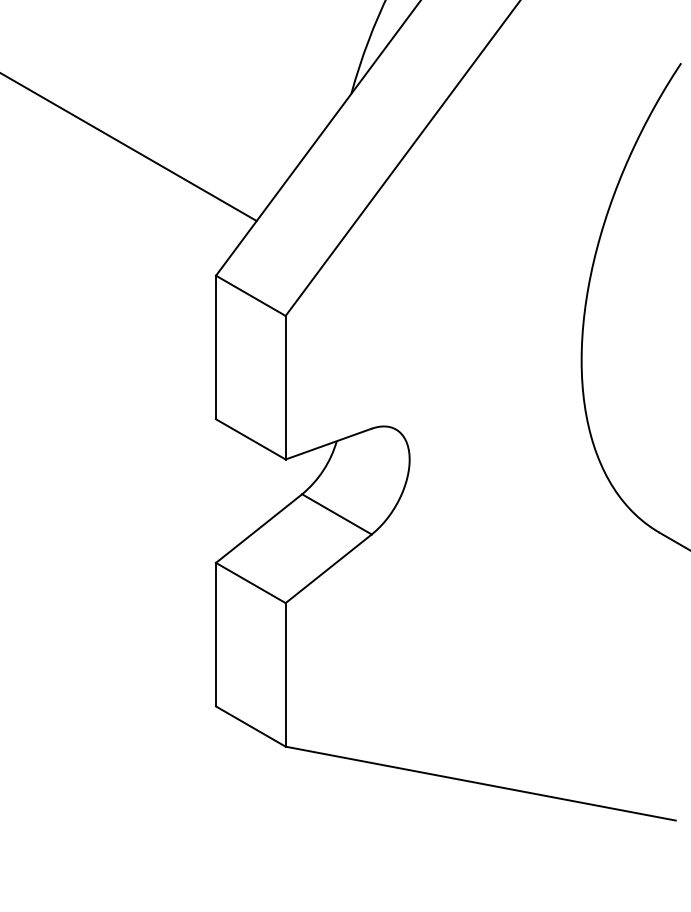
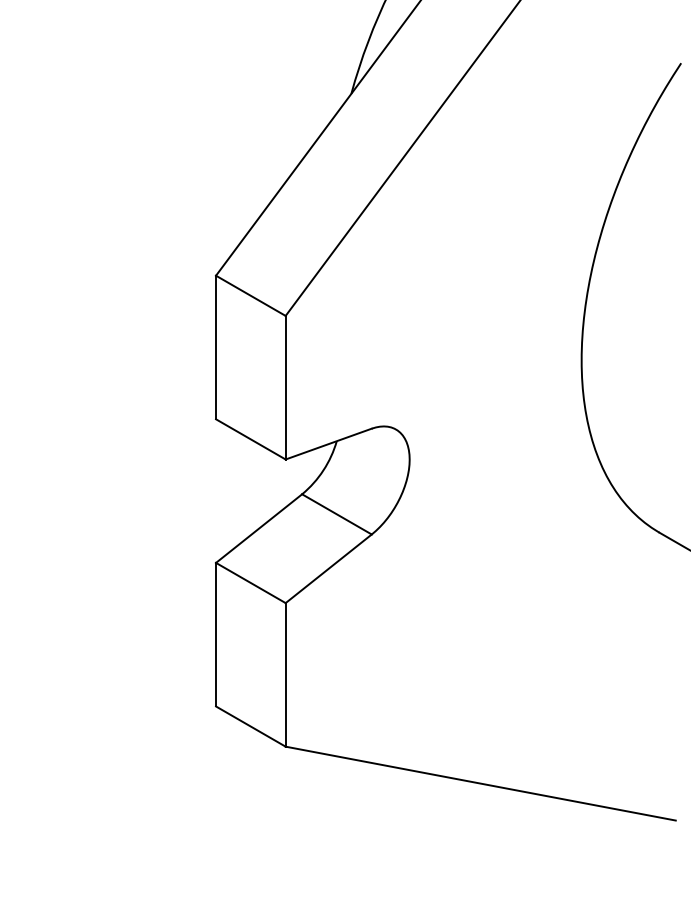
line: present -> none (129, 147)
